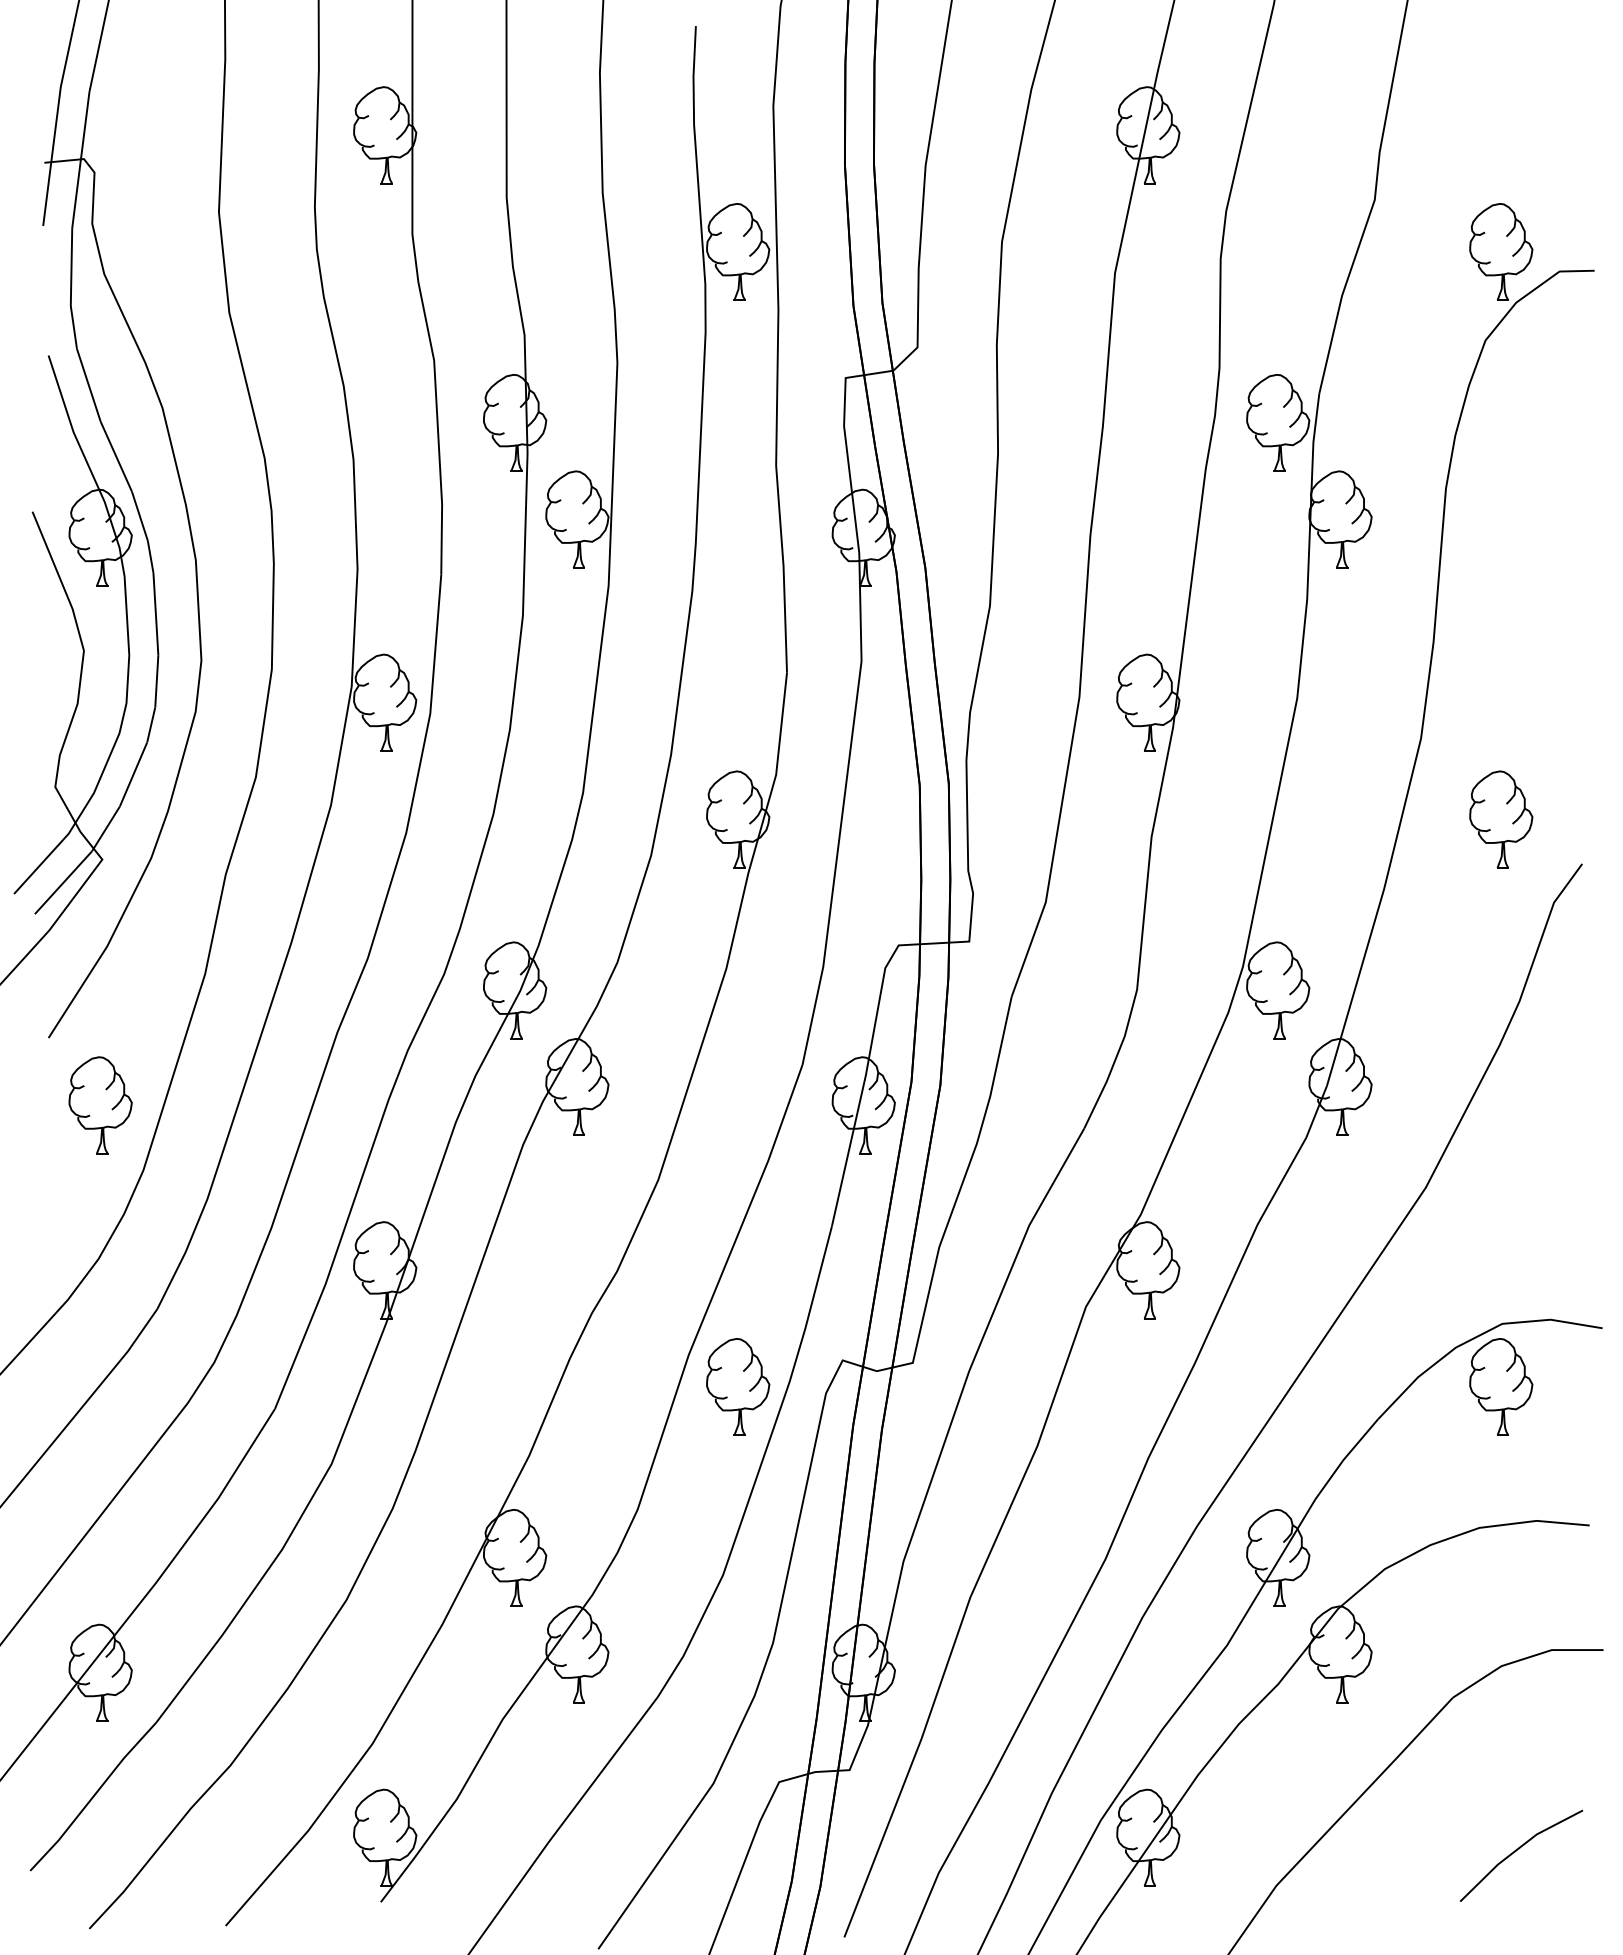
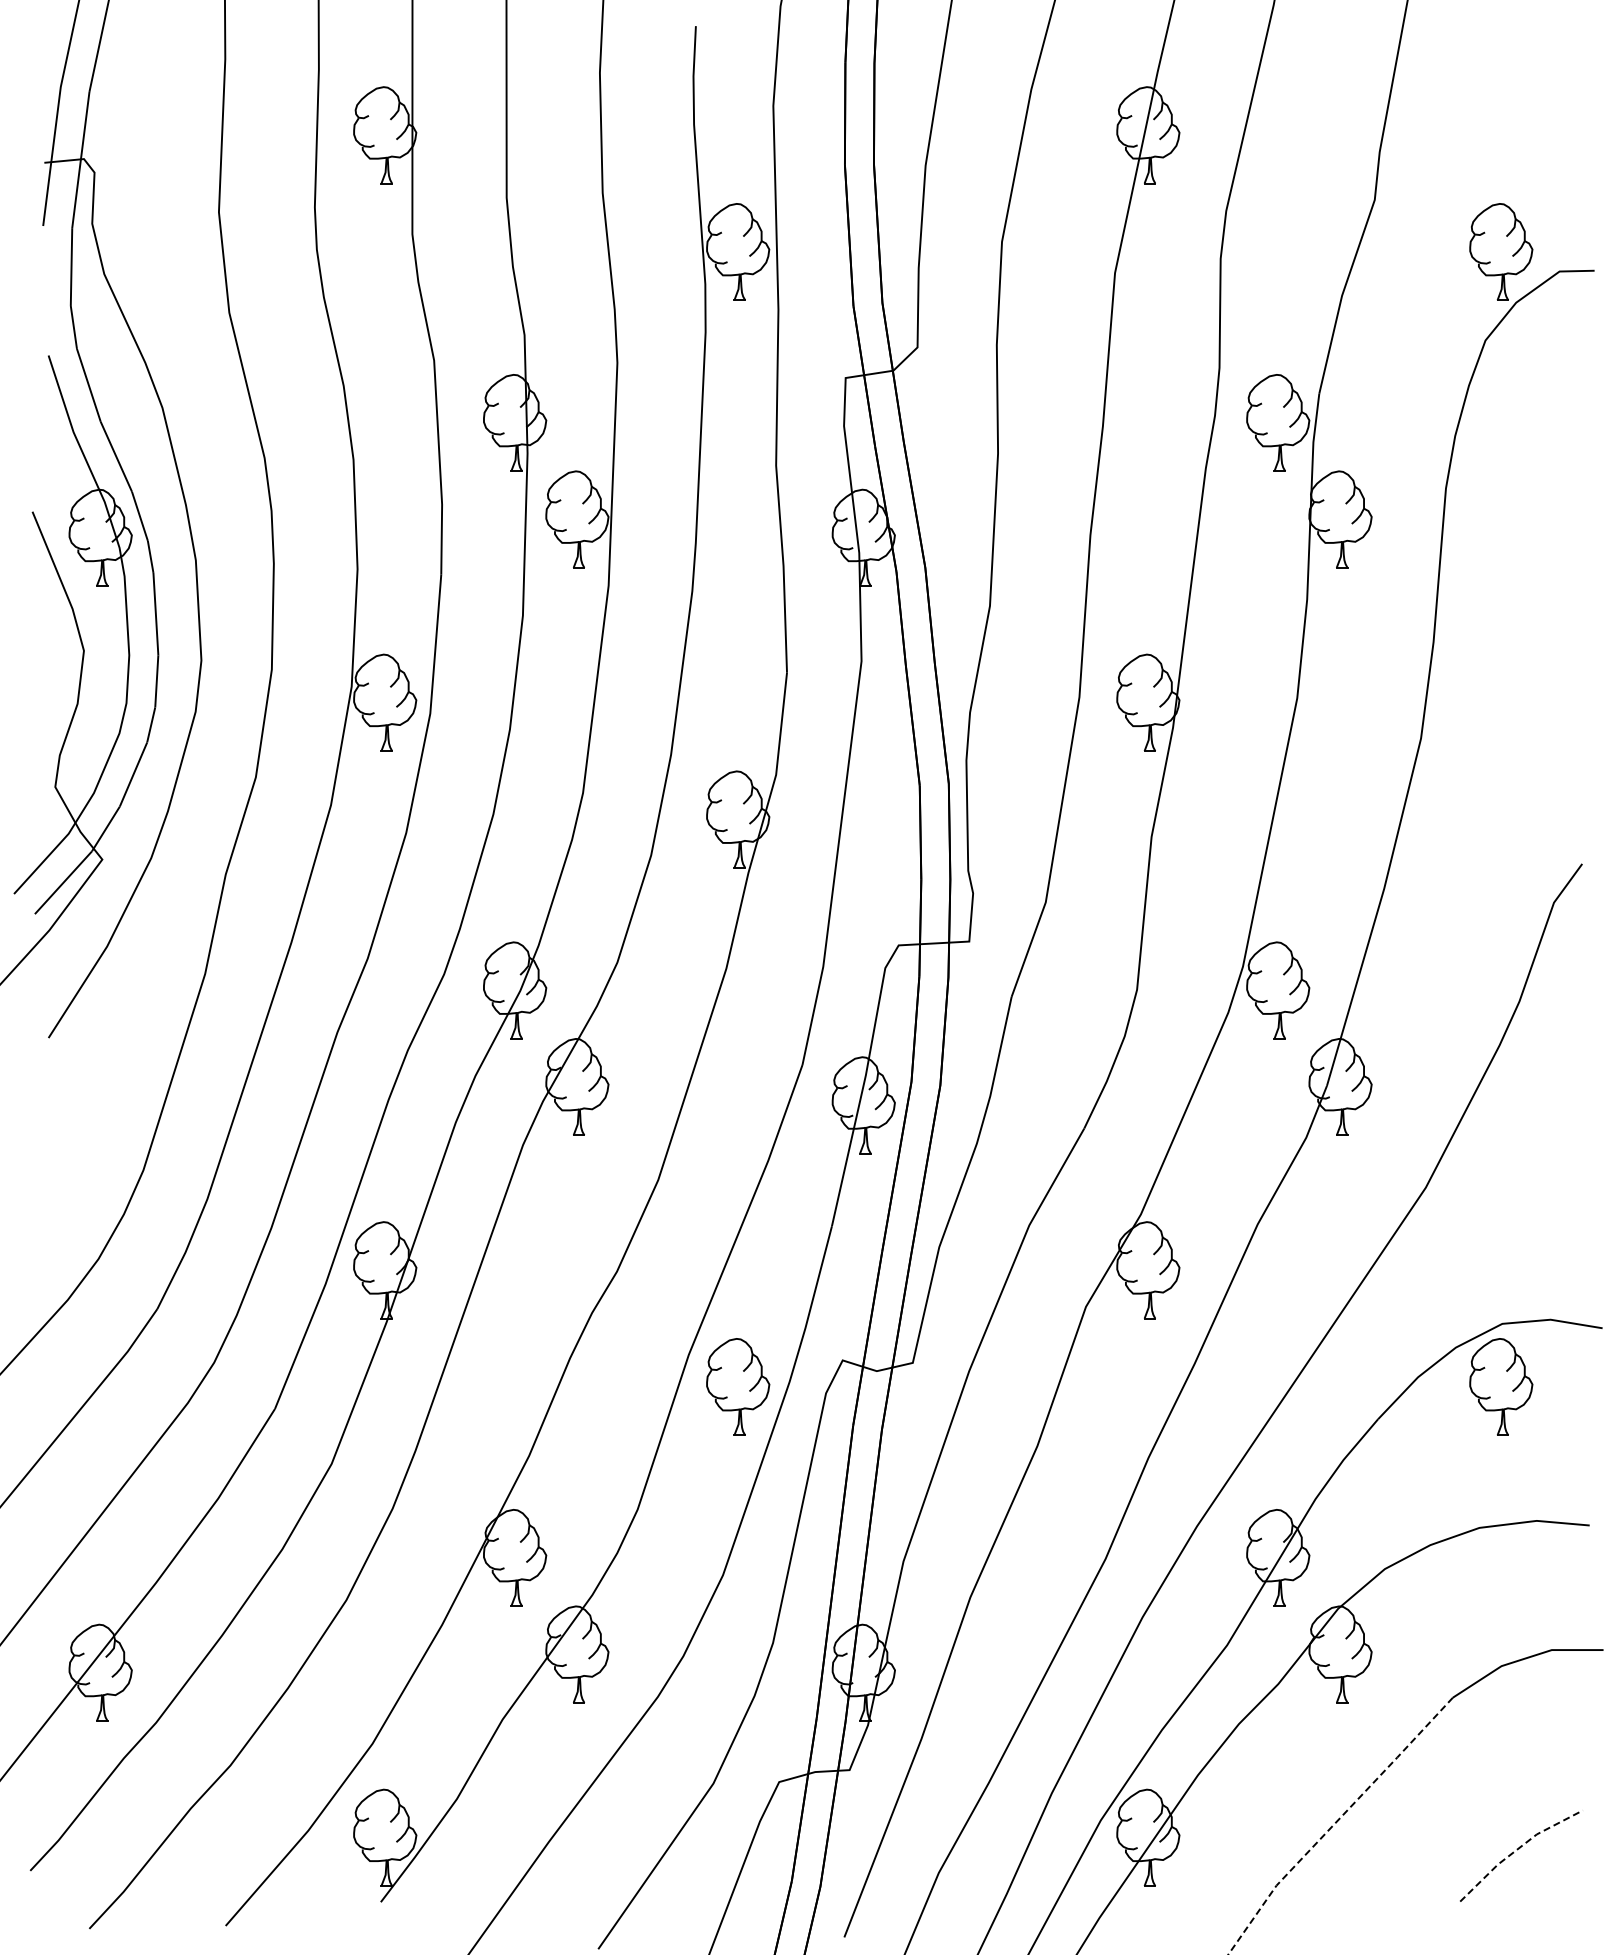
part: present -> none (1501, 819)
part: present -> none (100, 1105)
line: solid -> dashed (1335, 1823)
line: solid -> dashed (1517, 1849)
